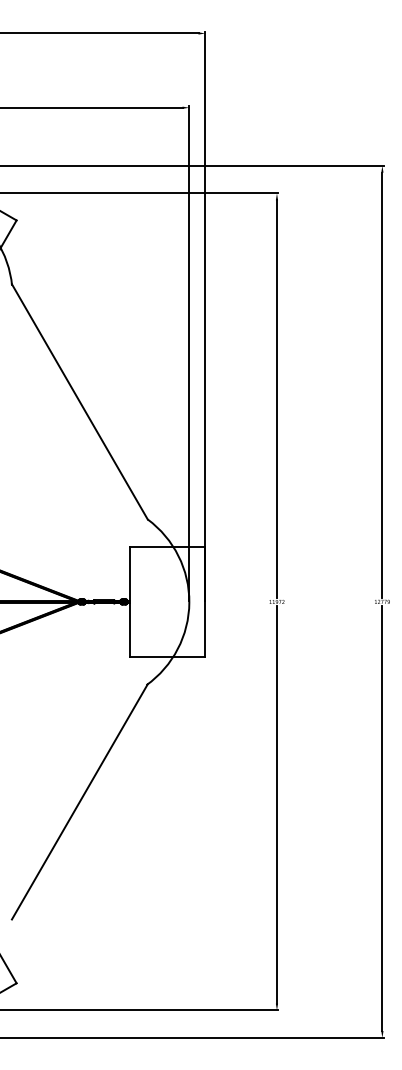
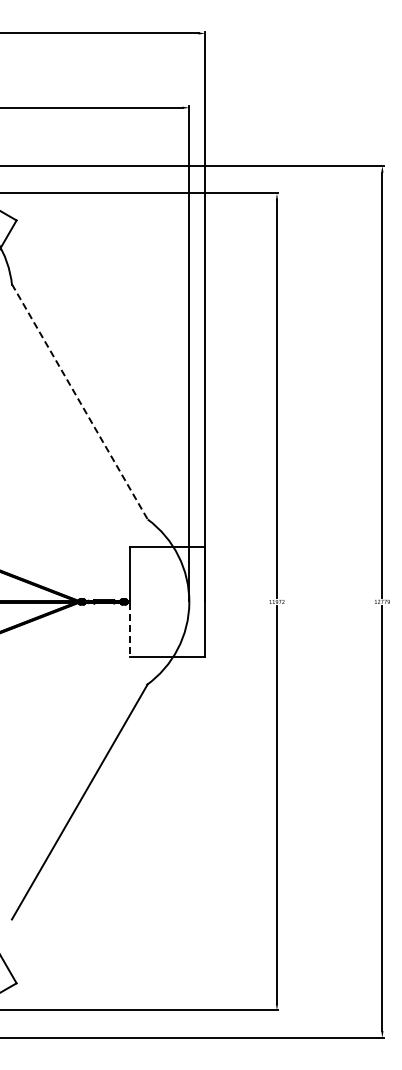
line: solid -> dashed (79, 401)
line: solid -> dashed (130, 629)
